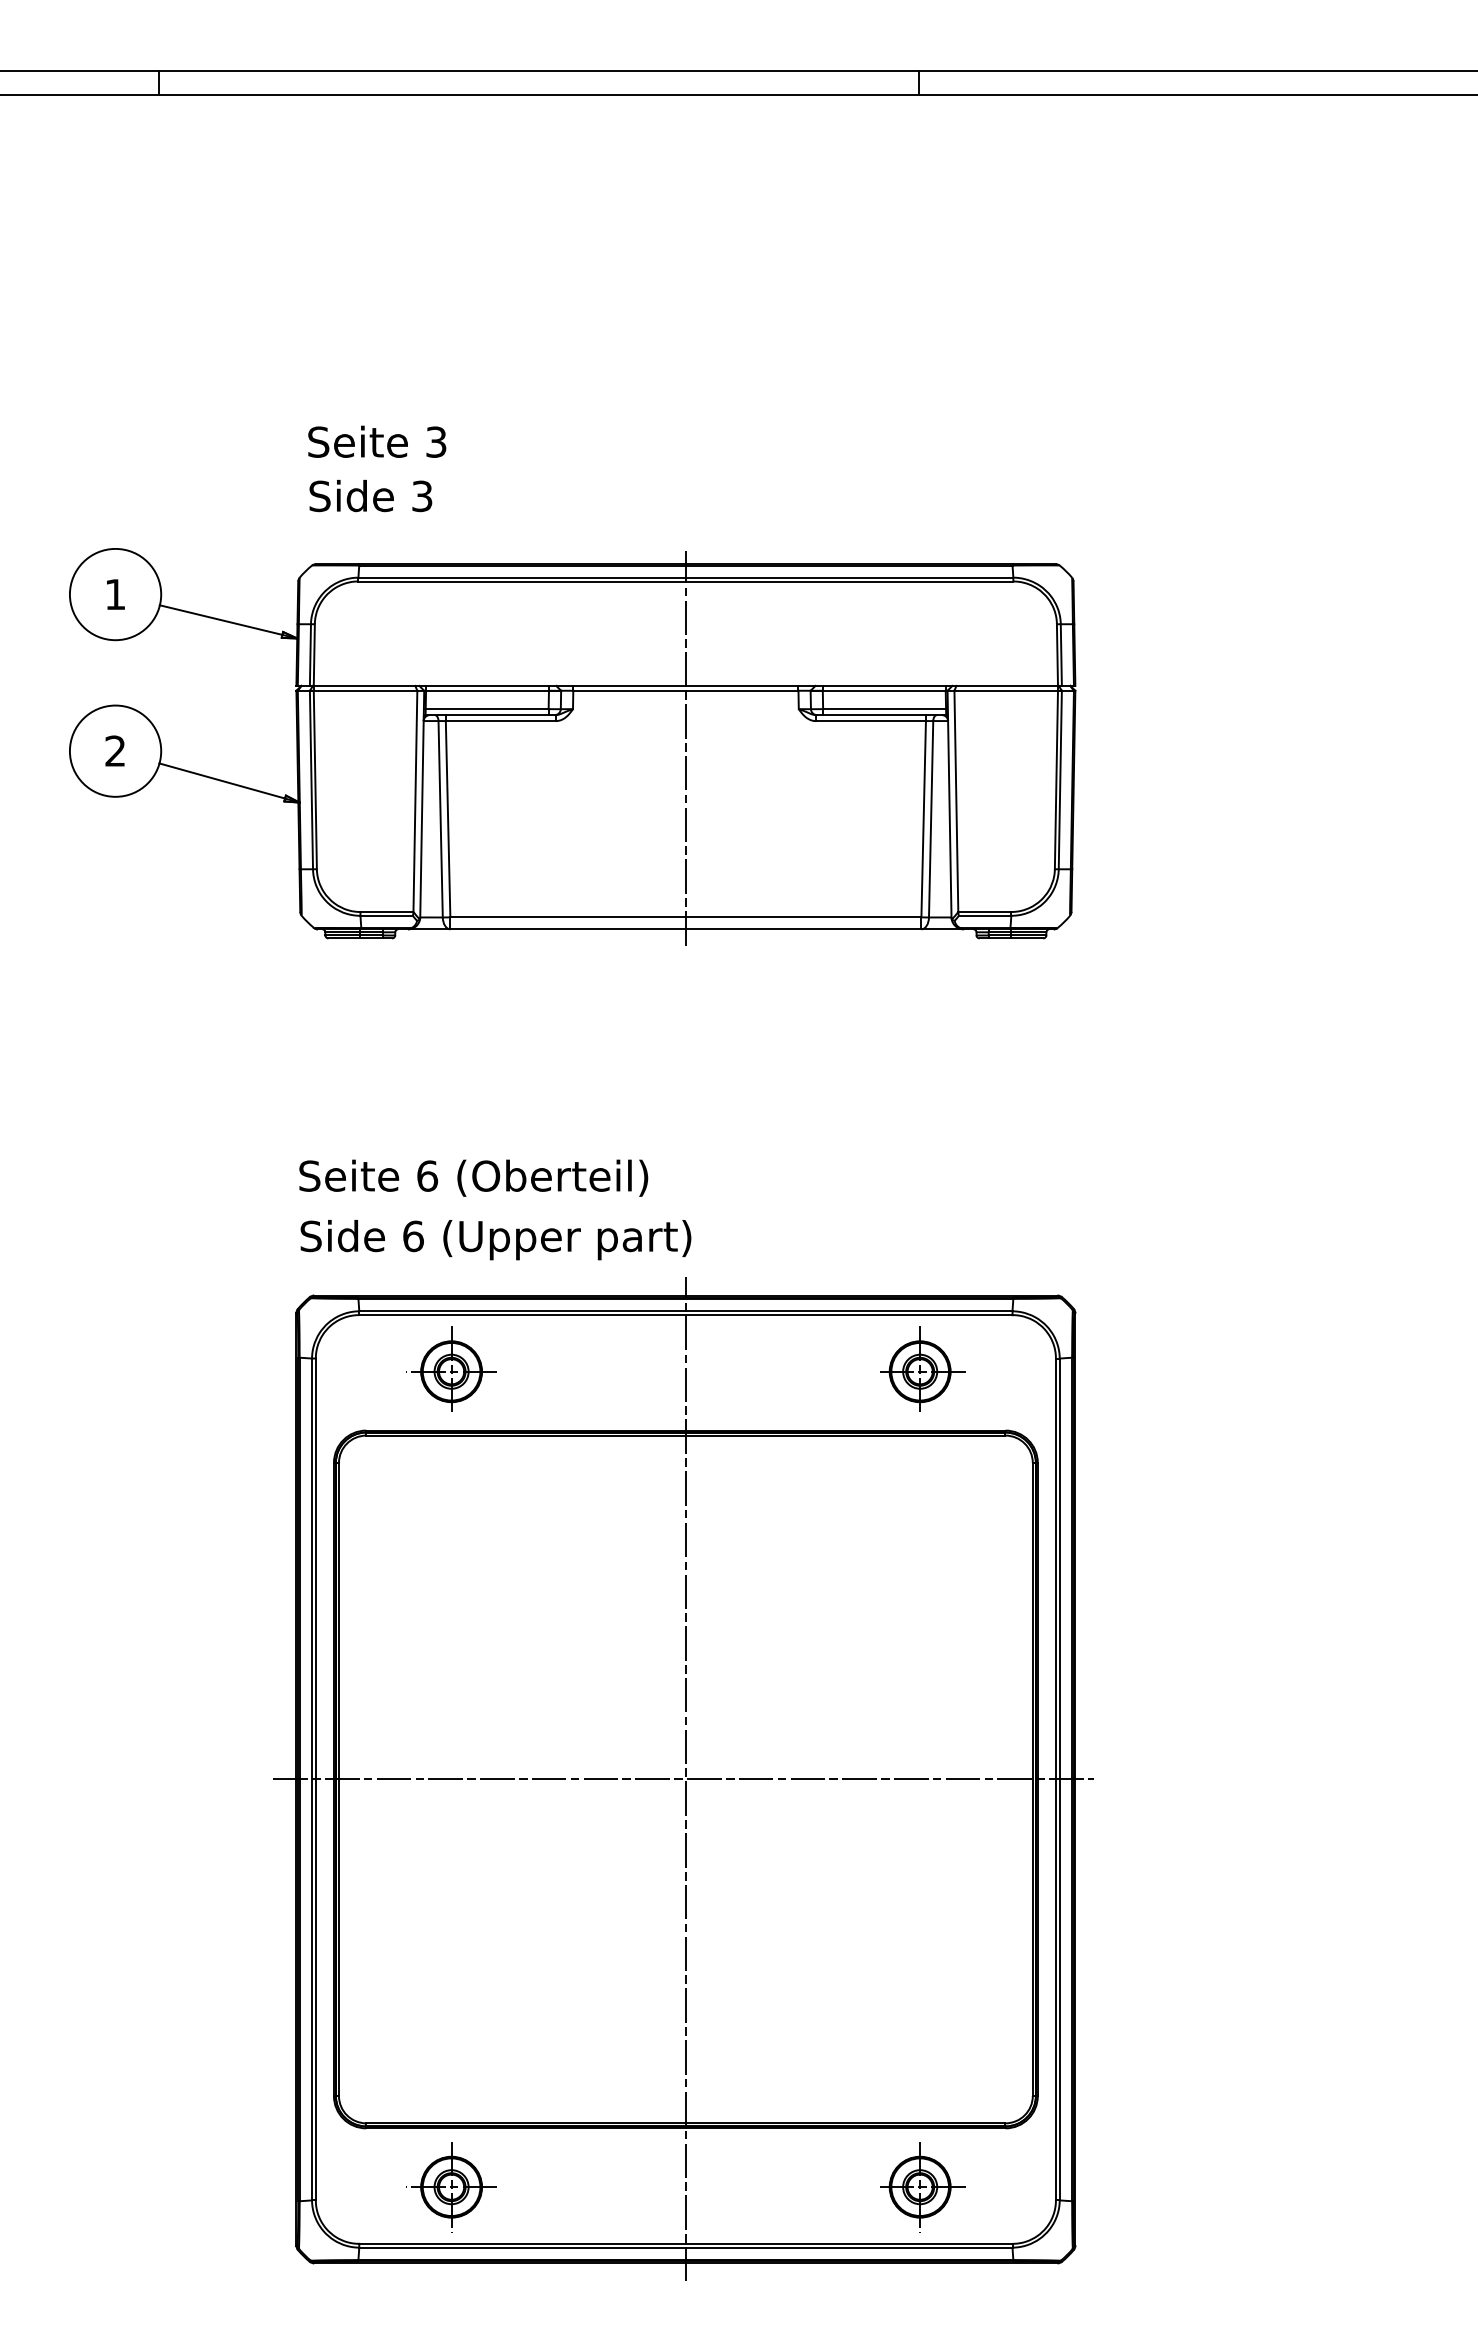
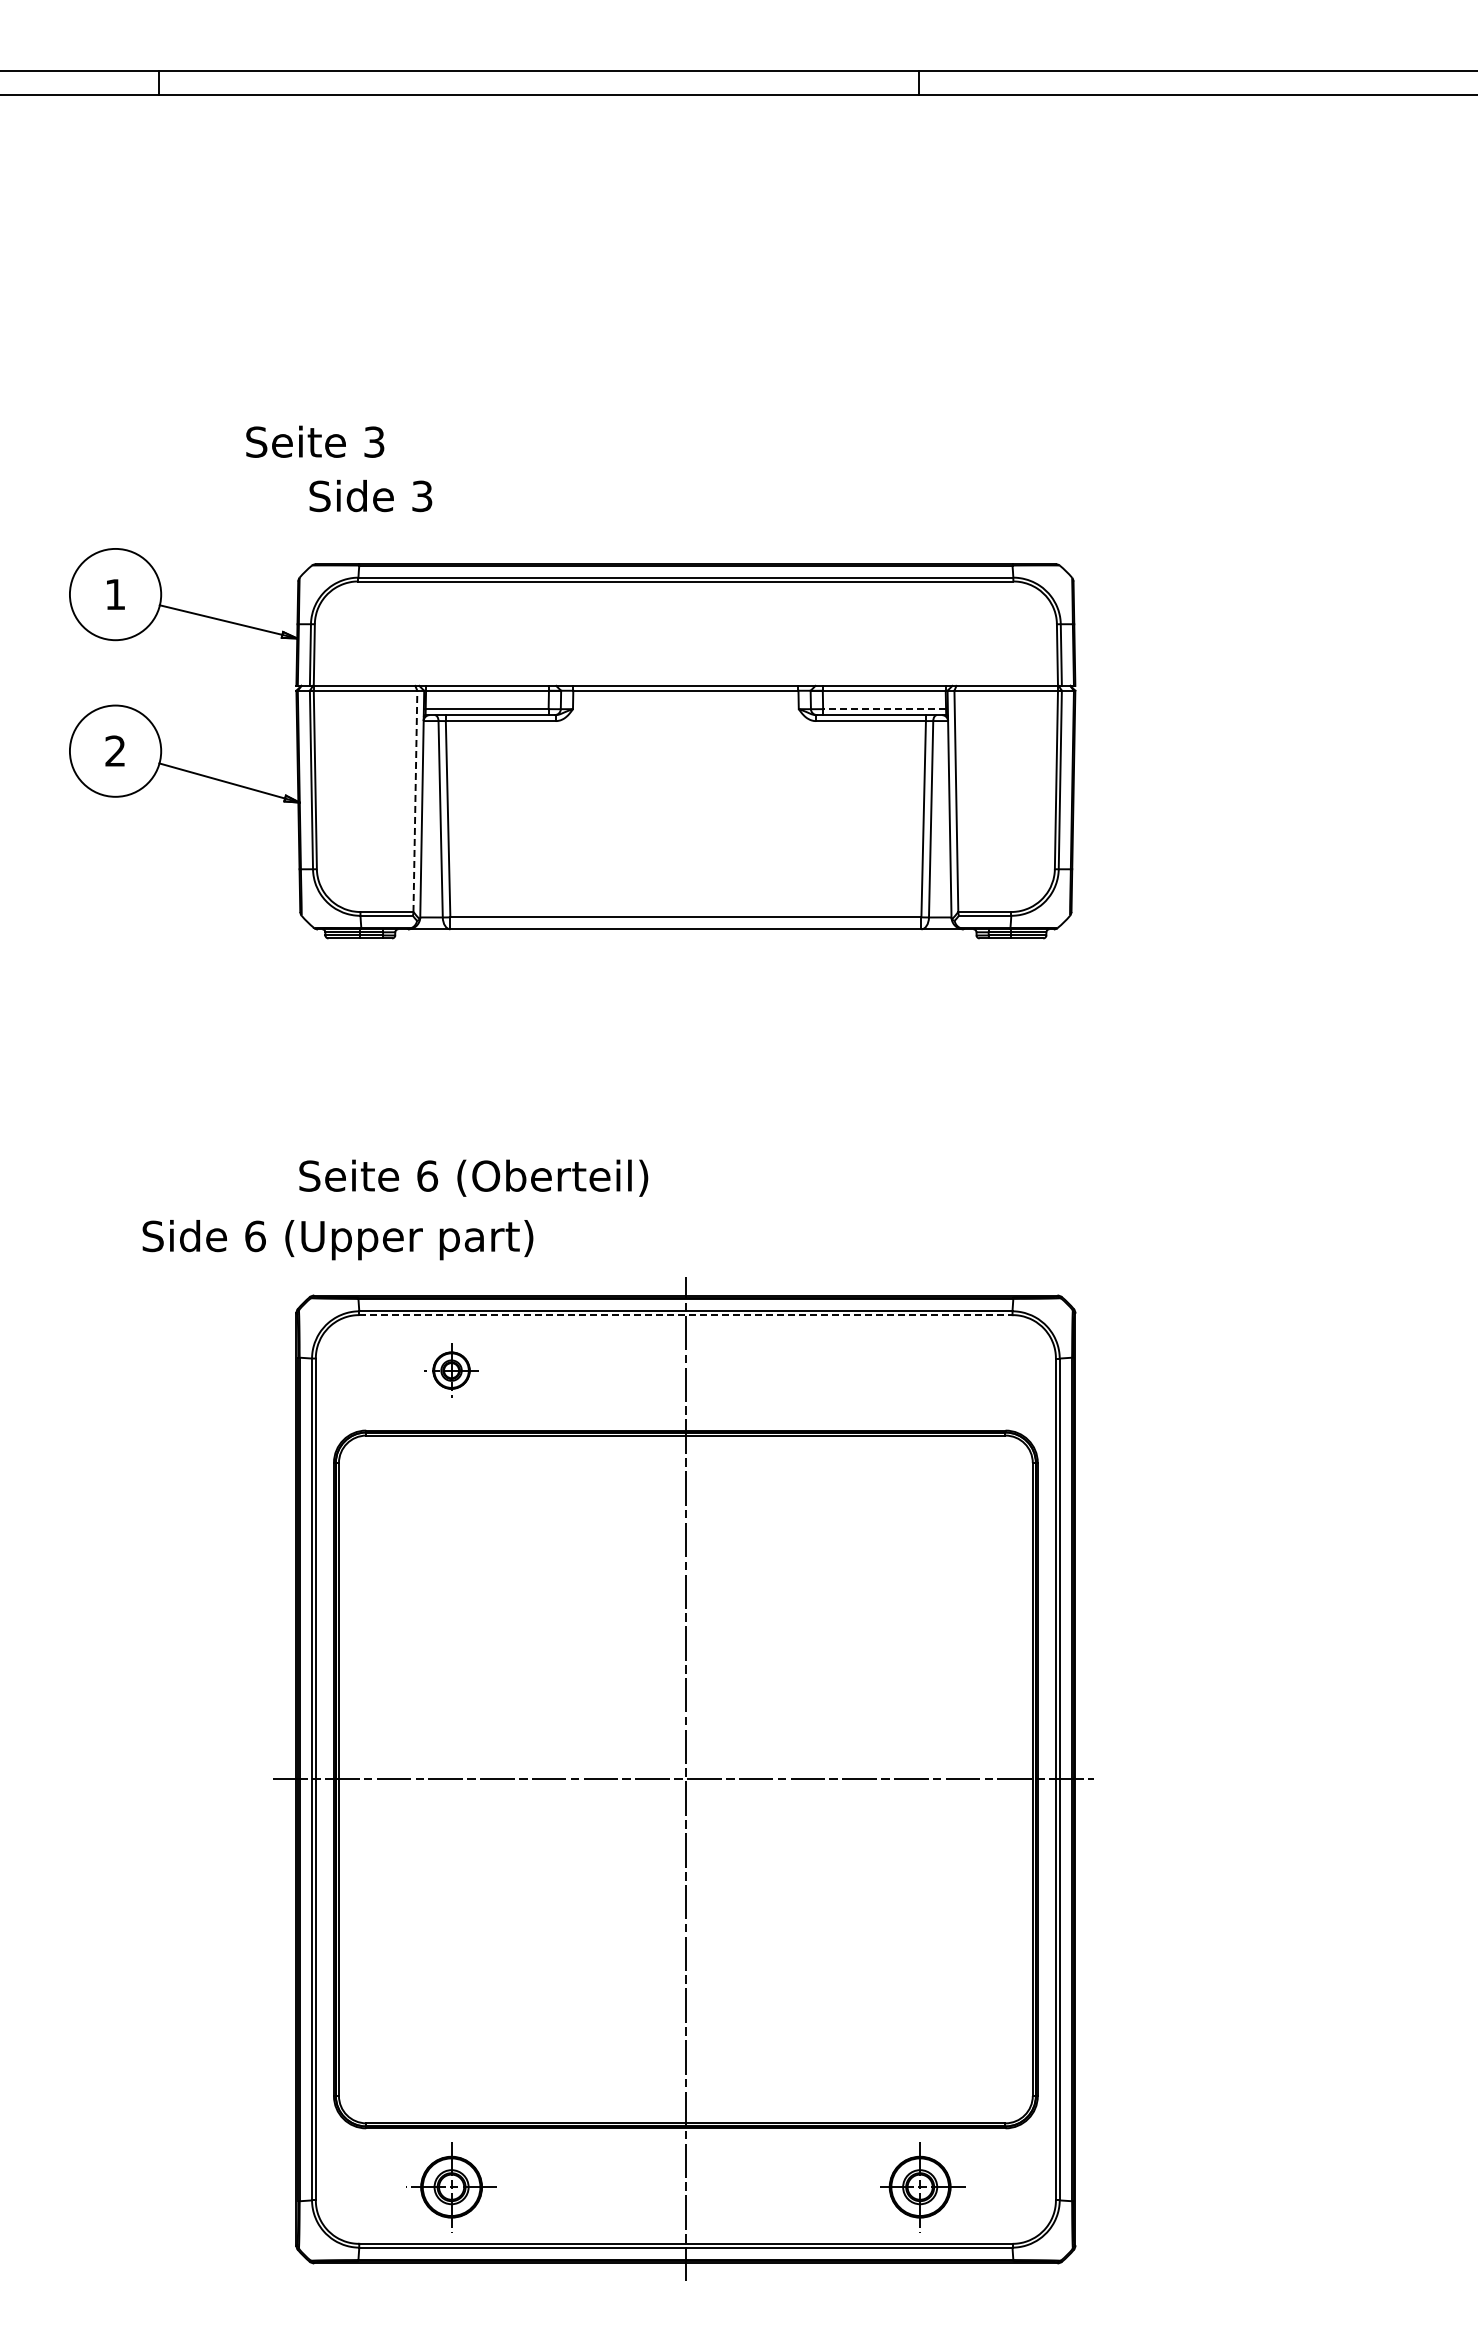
text position: (377, 441) -> (315, 441) (315, 441)
line: solid -> dashed (884, 709)
line: present -> none (685, 748)
line: solid -> dashed (415, 801)
text position: (495, 1240) -> (337, 1240) (337, 1240)
line: solid -> dashed (685, 1315)
part size: 91x86 px -> 55x55 px (451, 1370)
part: present -> none (922, 1368)
